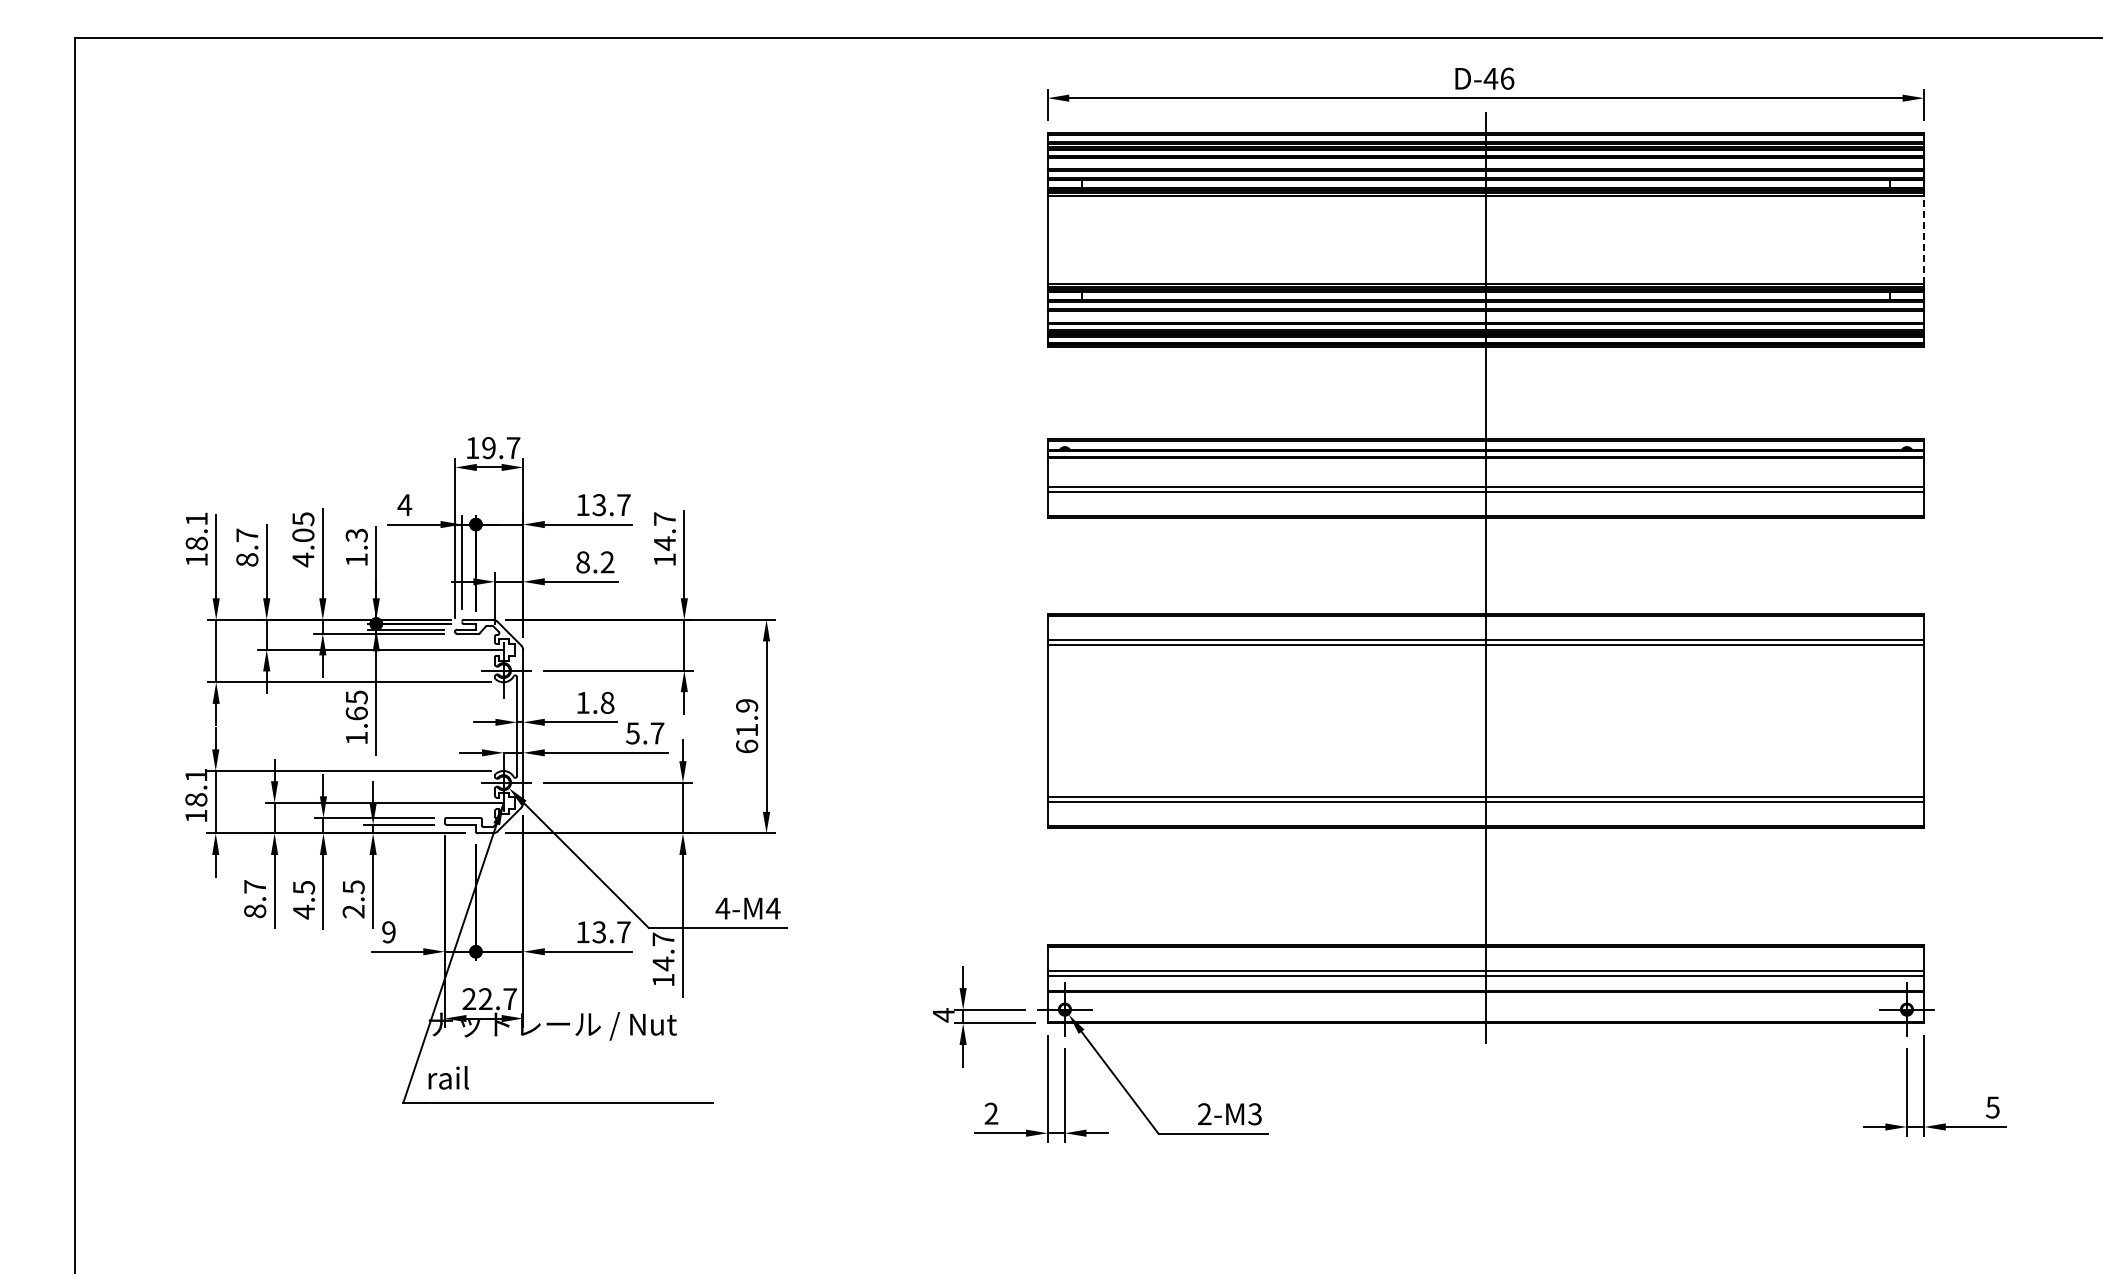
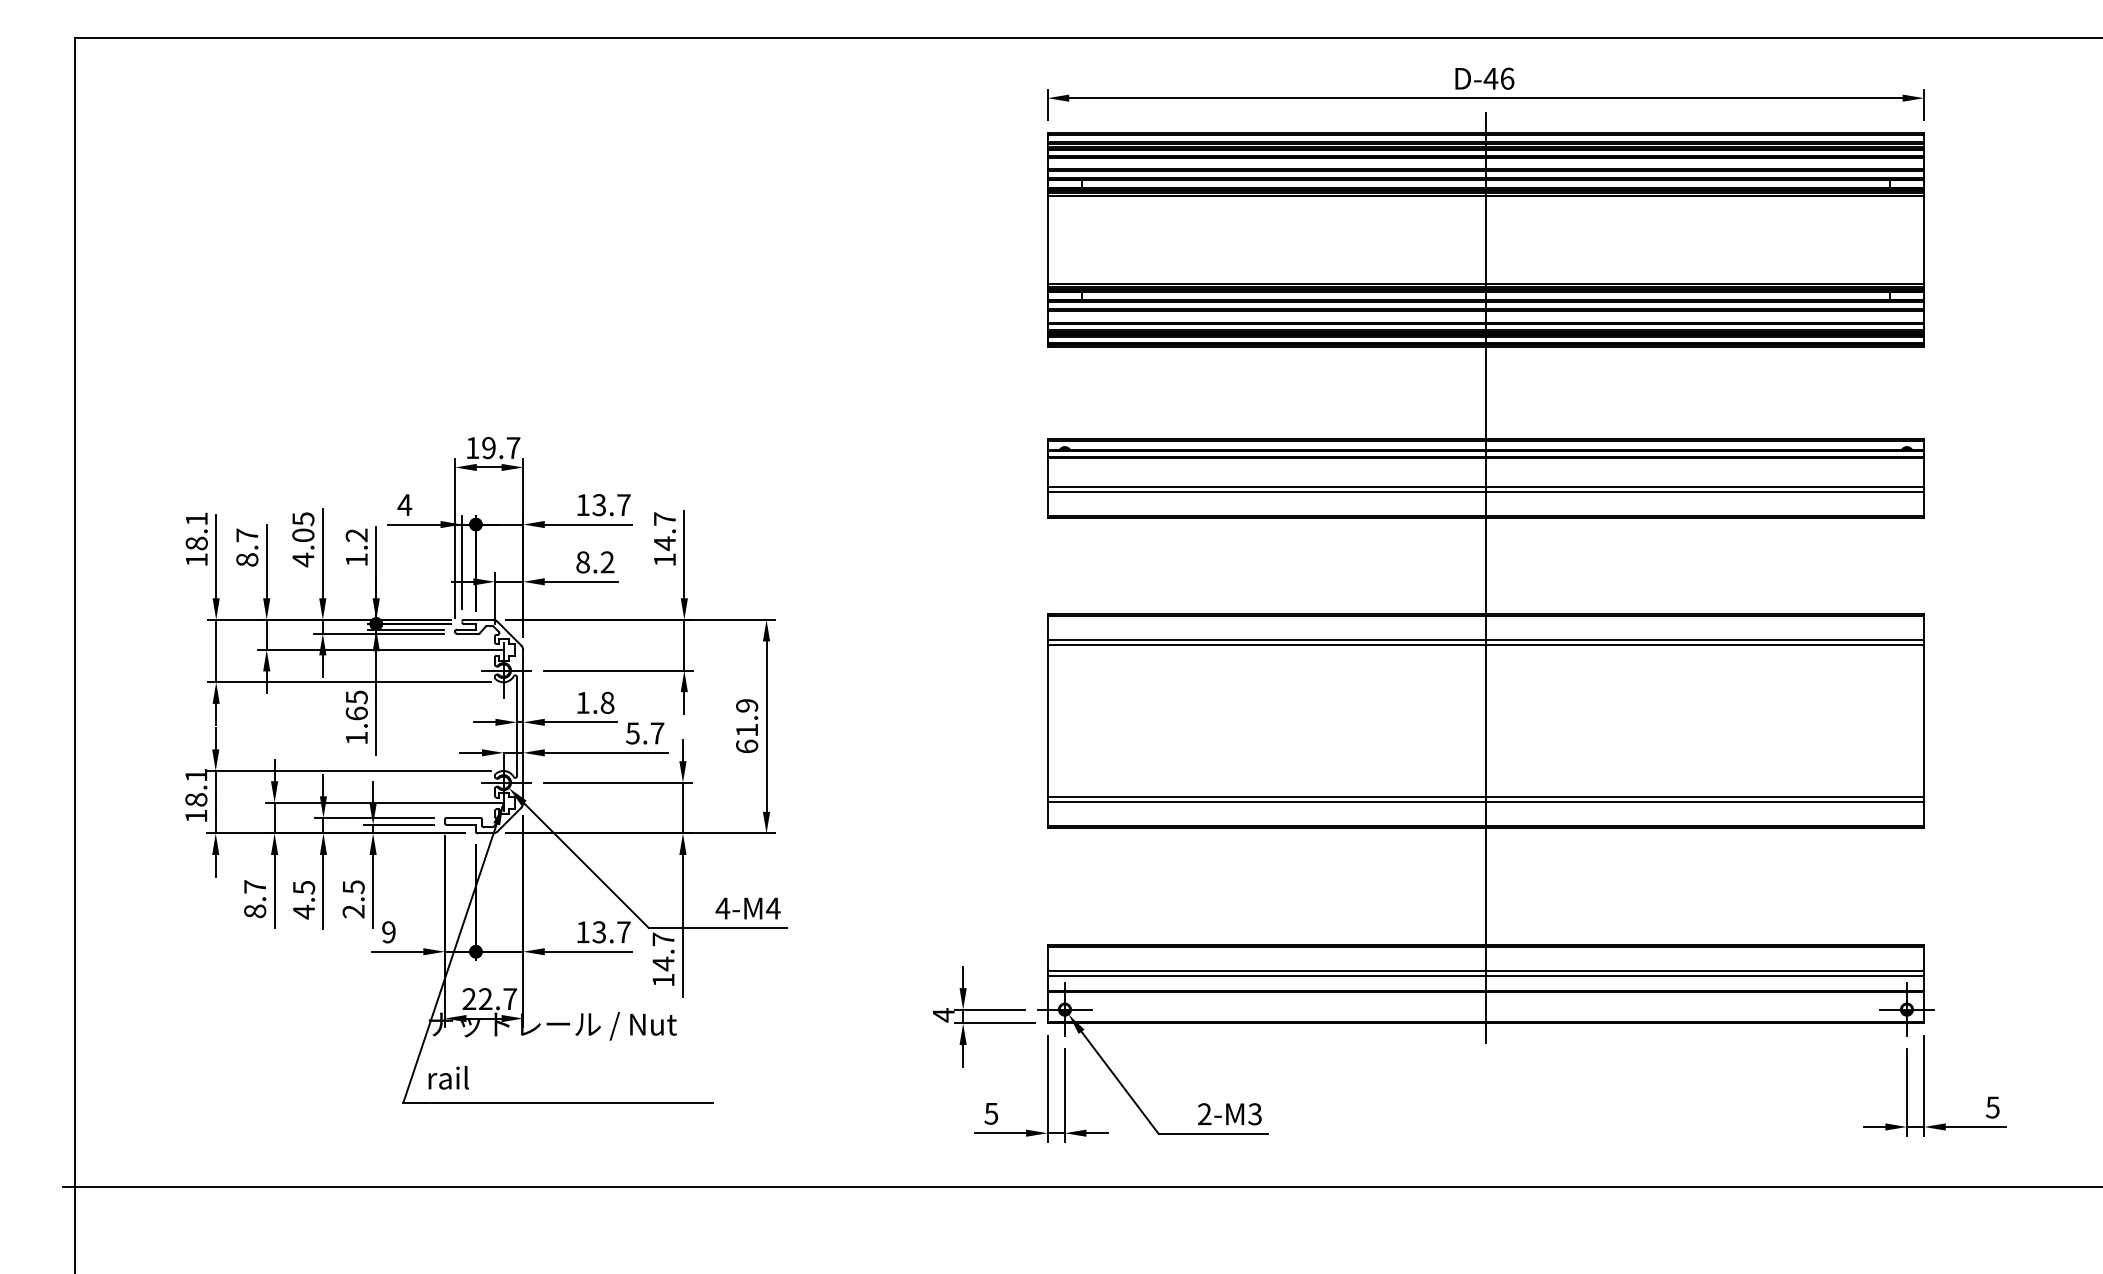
line: dashed -> solid (1924, 239)
text: 1.3 -> 1.2 (356, 535)
text: 2 -> 5 (991, 1113)
line: none -> present (1081, 1187)
